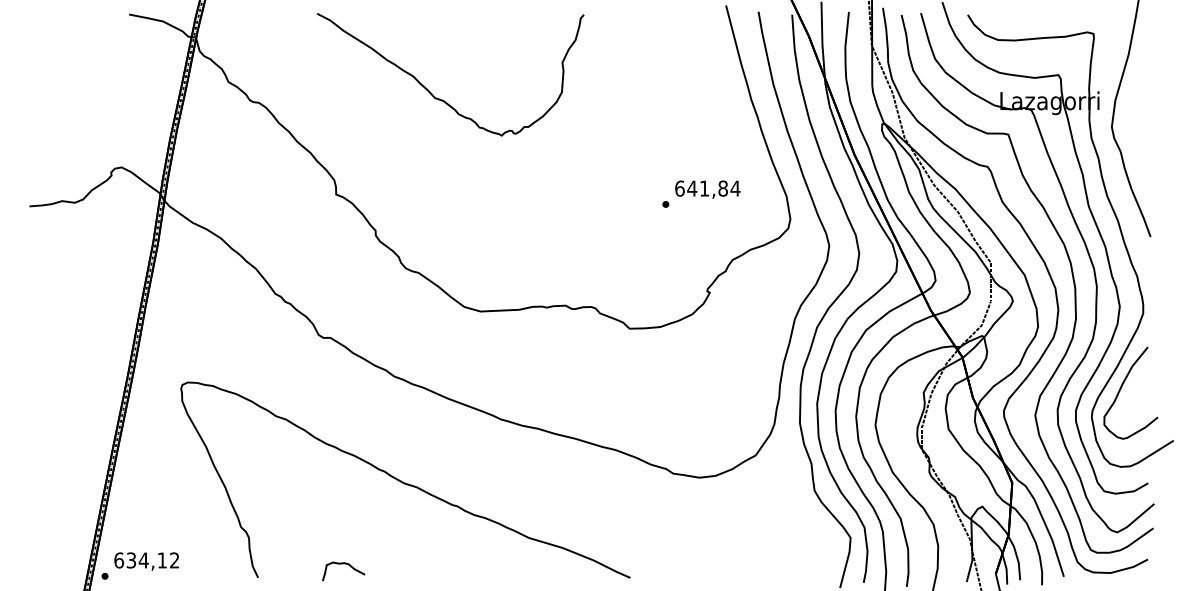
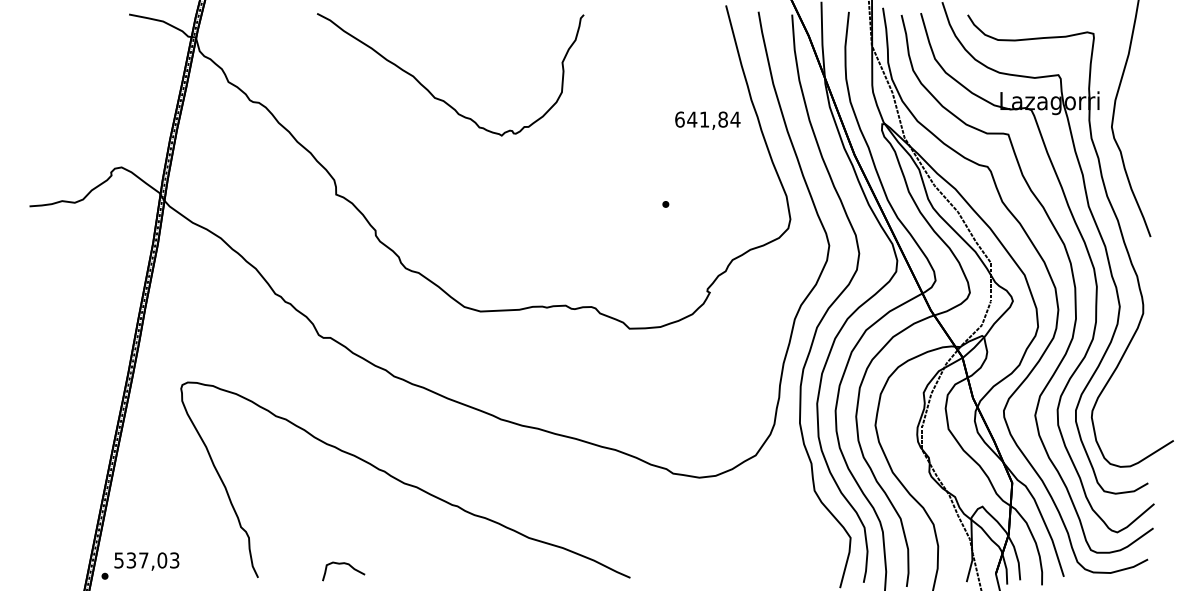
text position: (707, 189) -> (707, 120) (707, 120)
curve: present -> none (1122, 387)
text: 634,12 -> 537,03 (146, 560)
